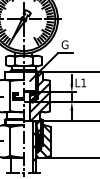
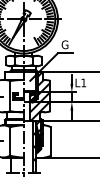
hatch: present -> none (43, 141)
